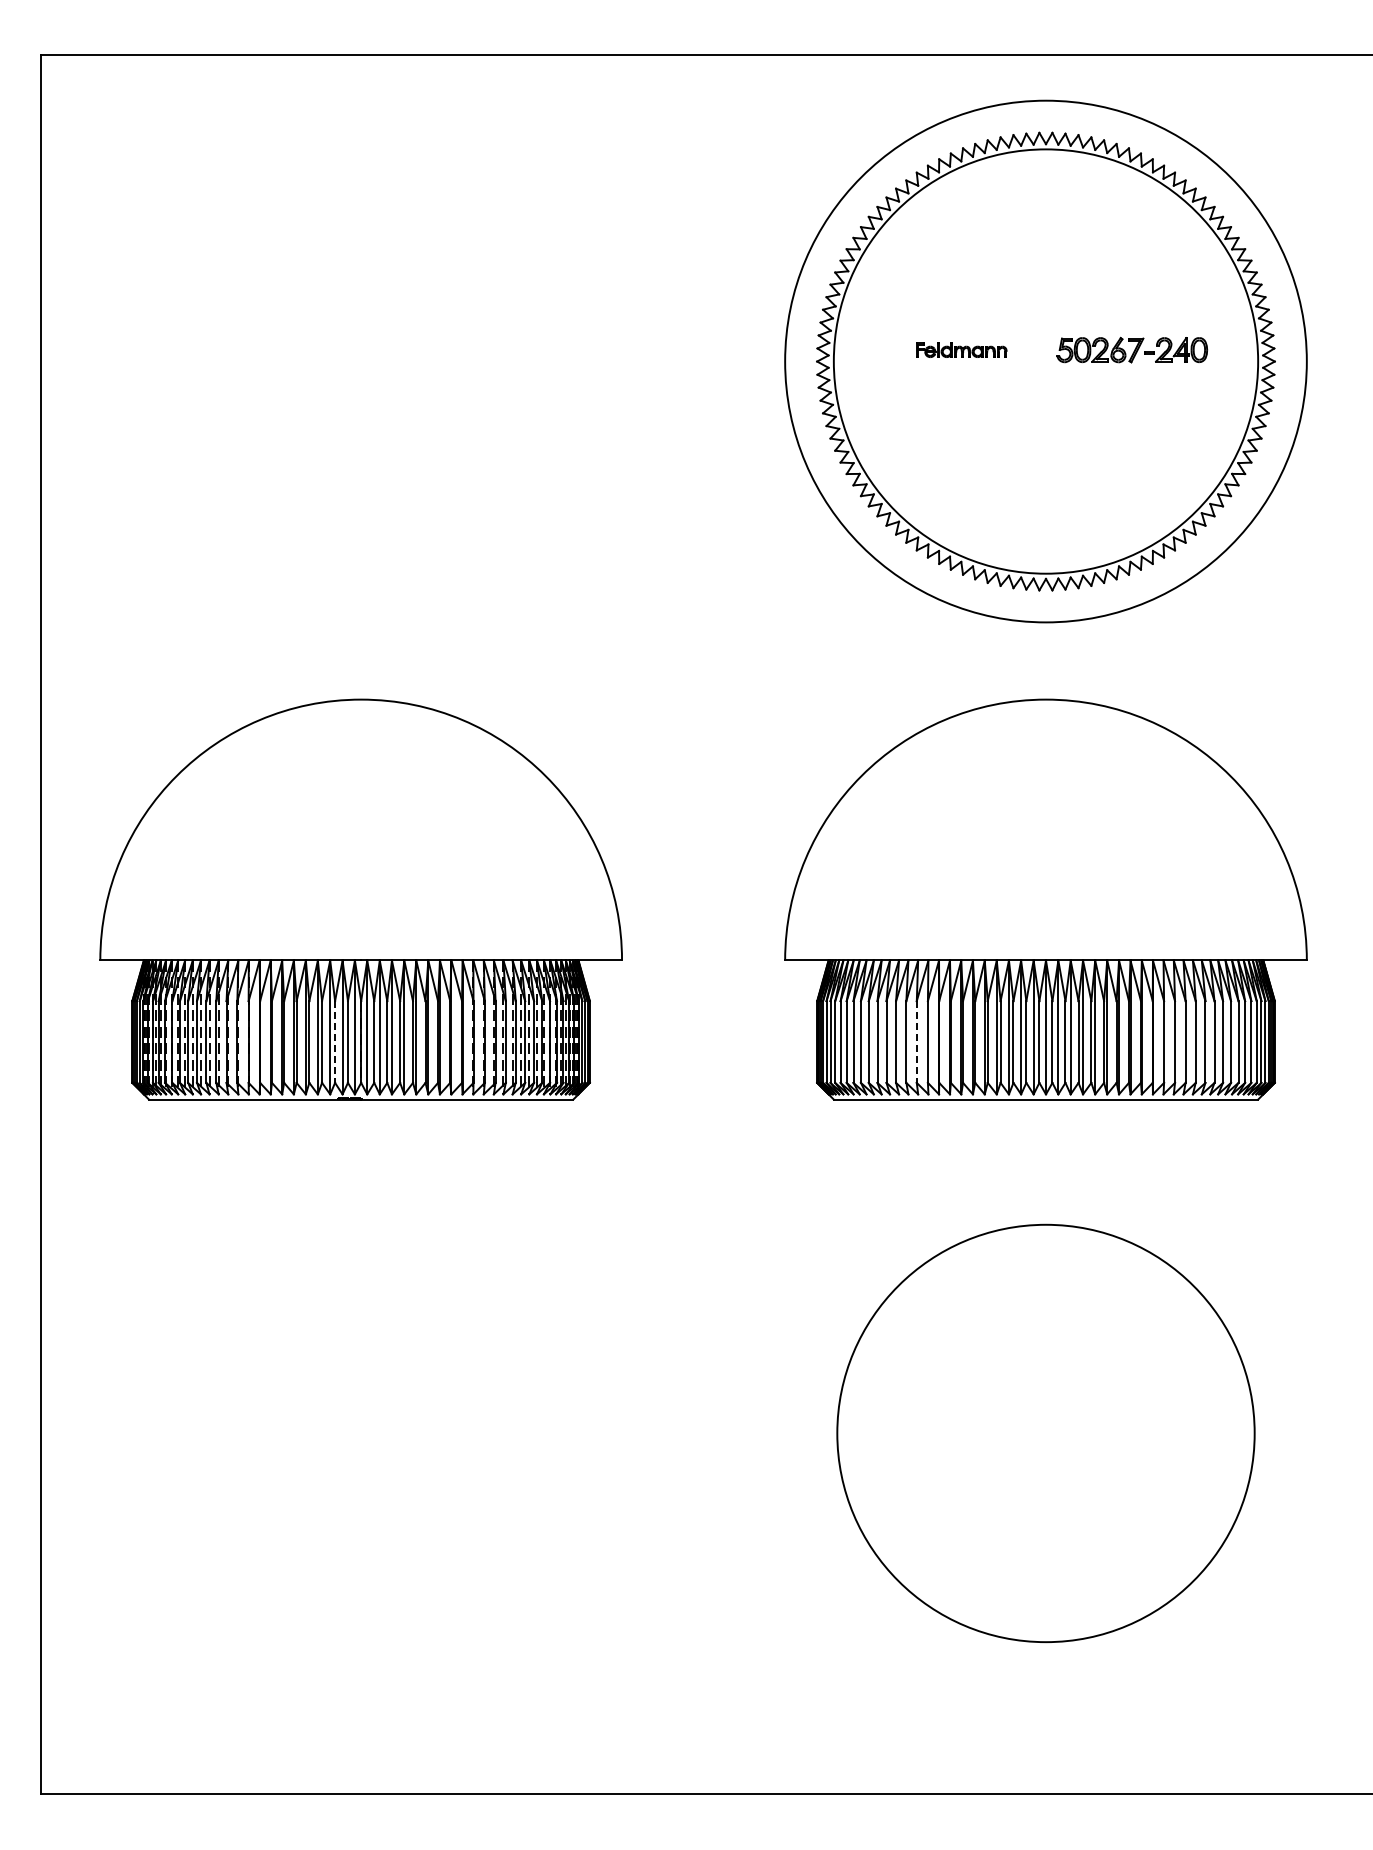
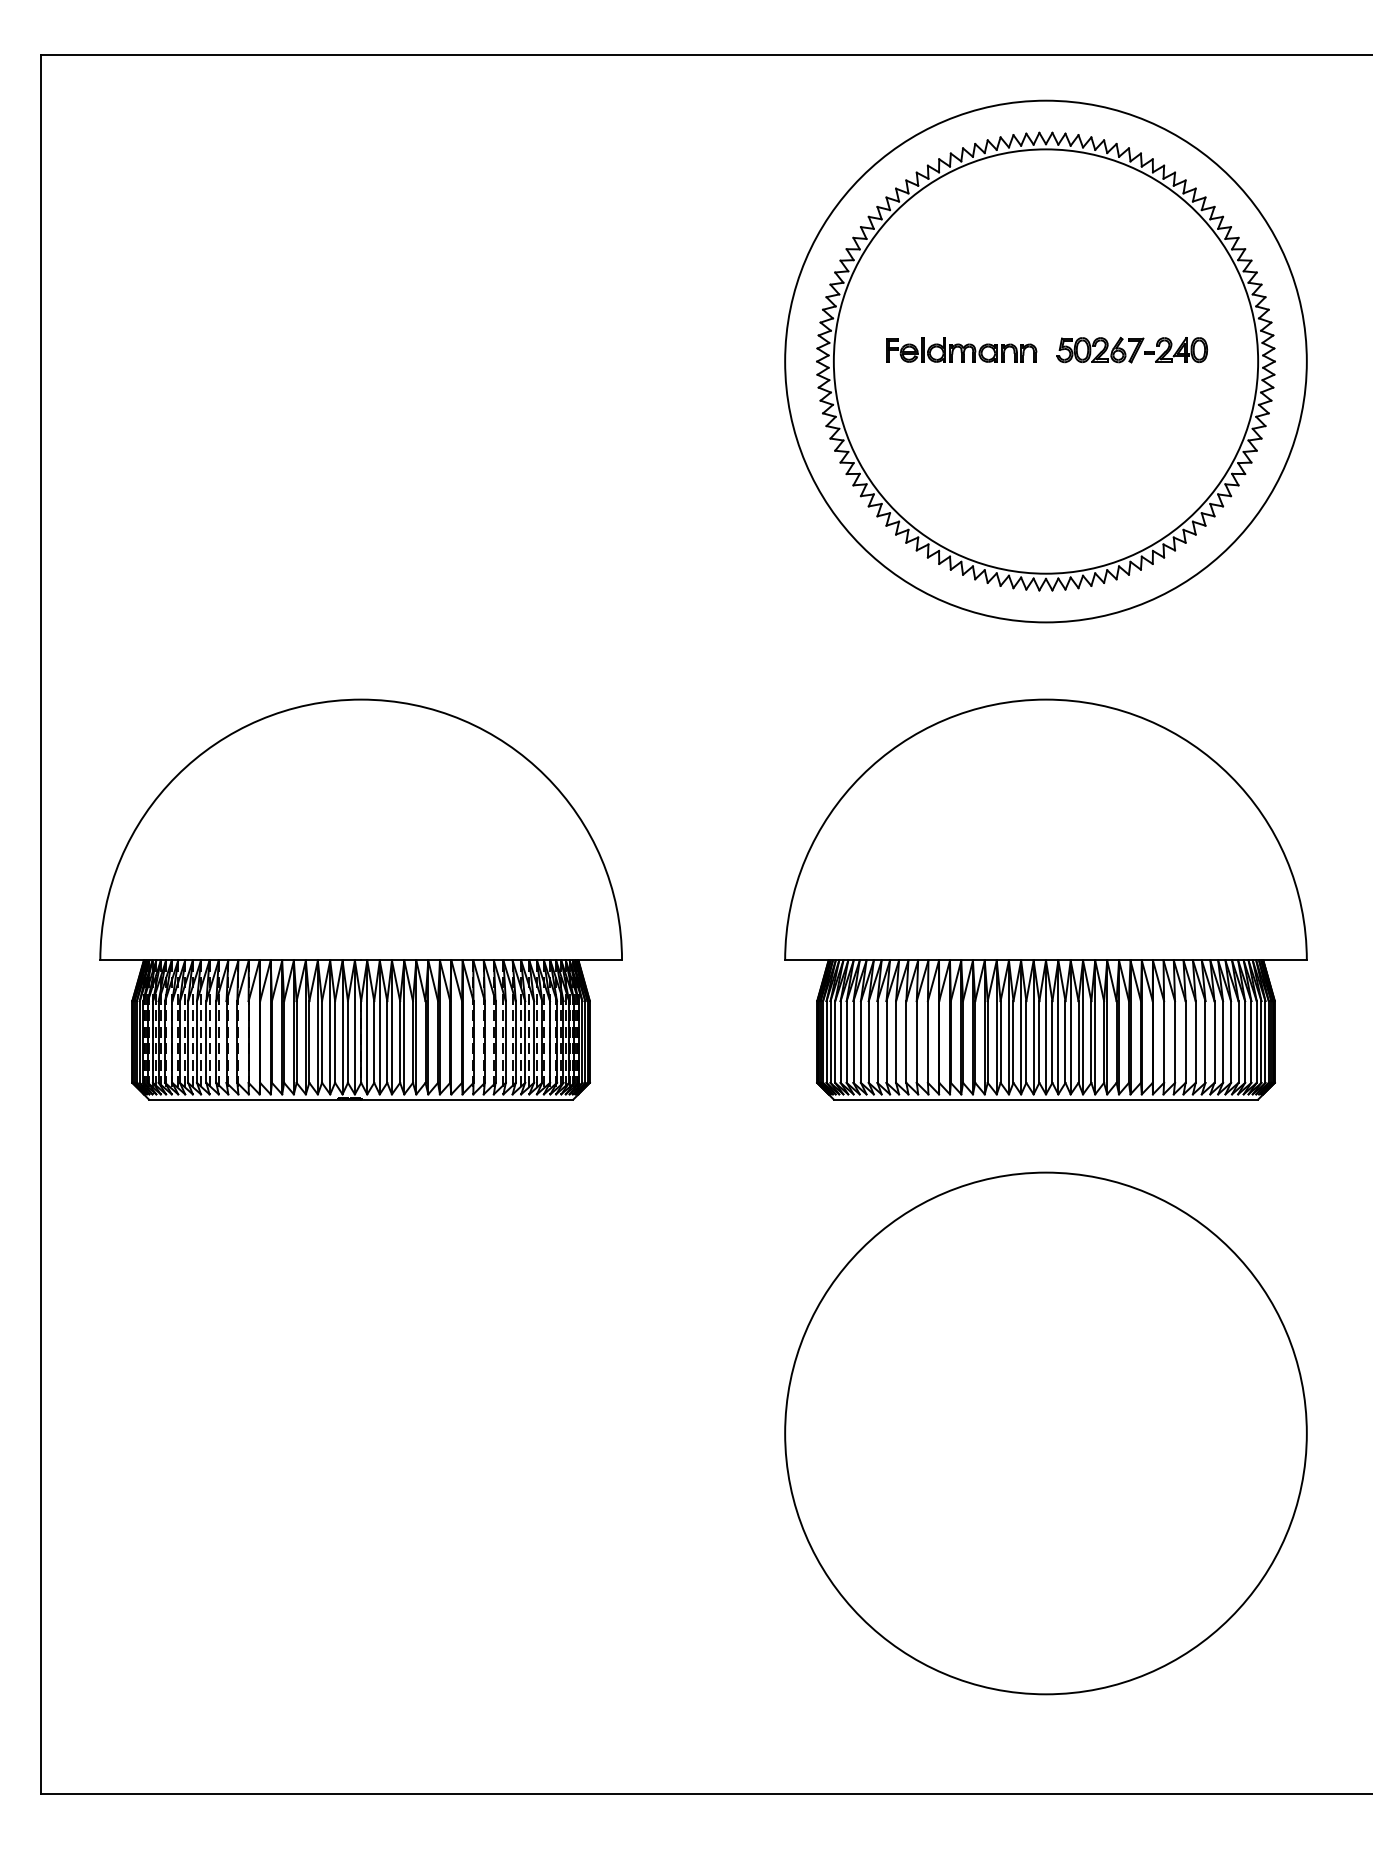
part size: 92x16 px -> 152x26 px (961, 349)
line: dashed -> solid (335, 1042)
line: dashed -> solid (916, 1042)
circle size: 420x421 px -> 524x525 px (1045, 1433)
